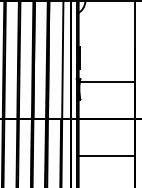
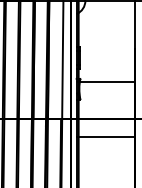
line position: (105, 155) -> (105, 136) (105, 136)
